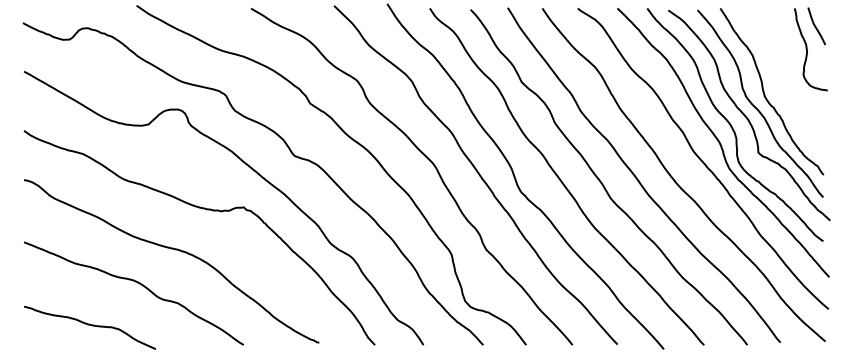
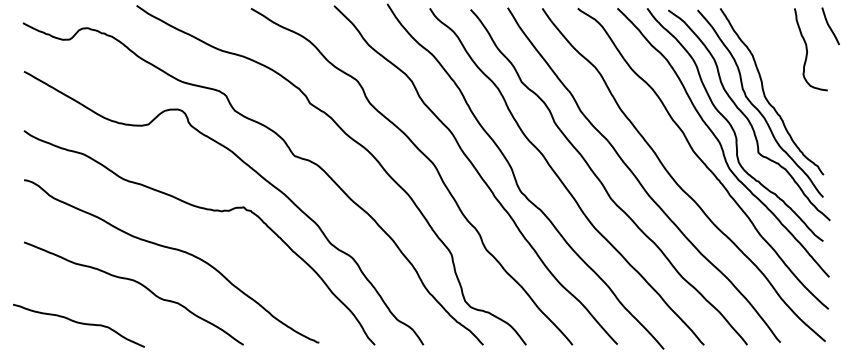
curve position: (816, 26) -> (830, 26) (830, 26)
curve position: (89, 325) -> (78, 323) (78, 323)
